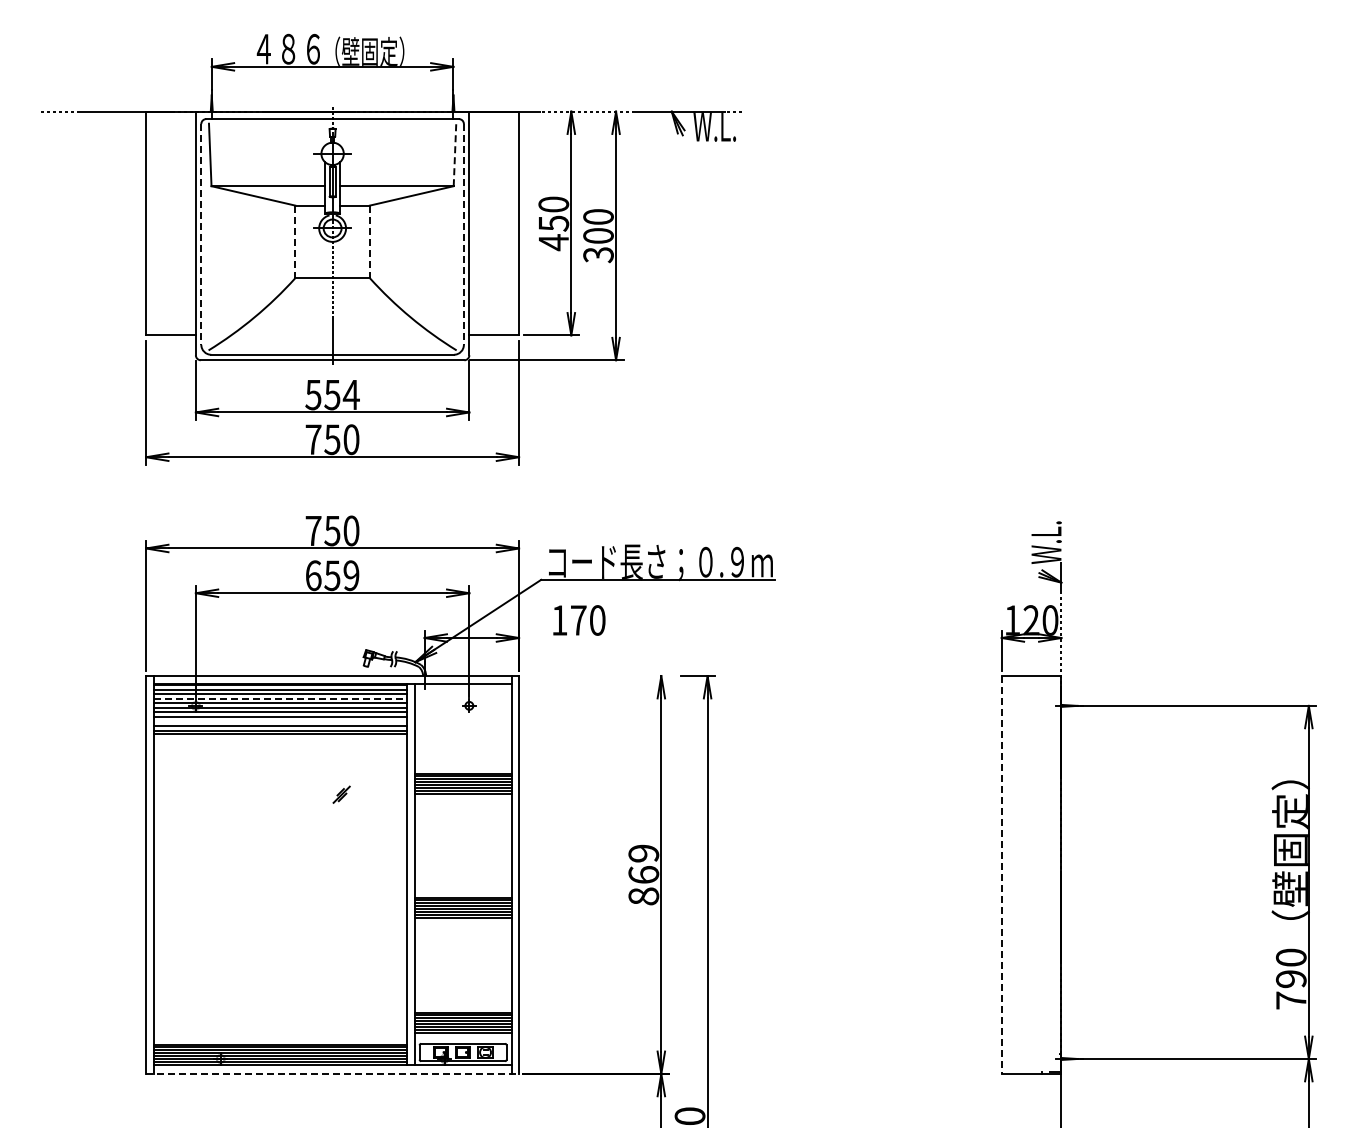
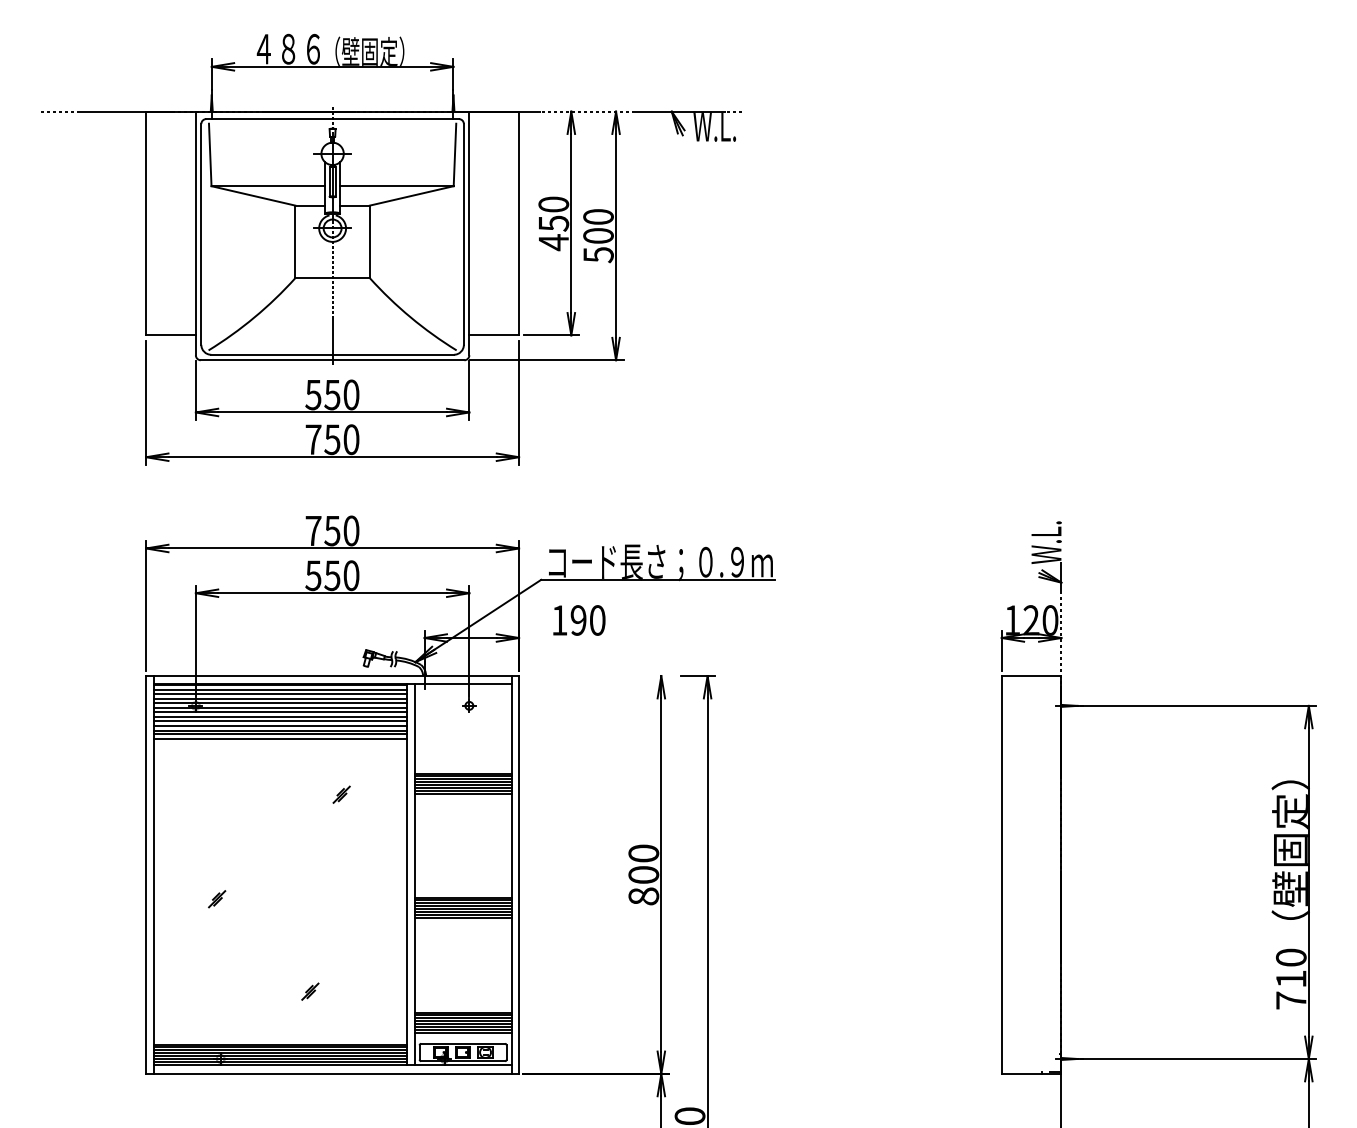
line: dashed -> solid (455, 154)
line: dashed -> solid (201, 234)
line: dashed -> solid (463, 234)
line: dashed -> solid (295, 242)
line: dashed -> solid (369, 242)
text: 300 -> 500 (598, 254)
text: 554 -> 550 (350, 394)
text: 659 -> 550 (332, 575)
text: 170 -> 190 (578, 620)
line: dashed -> solid (280, 698)
line: none -> present (280, 721)
line: none -> present (280, 738)
text: 869 -> 800 (643, 863)
line: dashed -> solid (1001, 874)
part: none -> present (217, 899)
text: 790 -> 710 (1291, 979)
part: none -> present (310, 991)
line: dashed -> solid (333, 1073)
